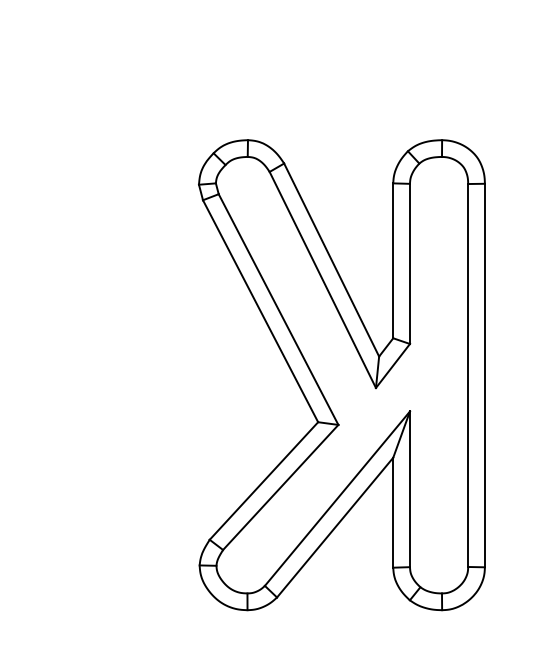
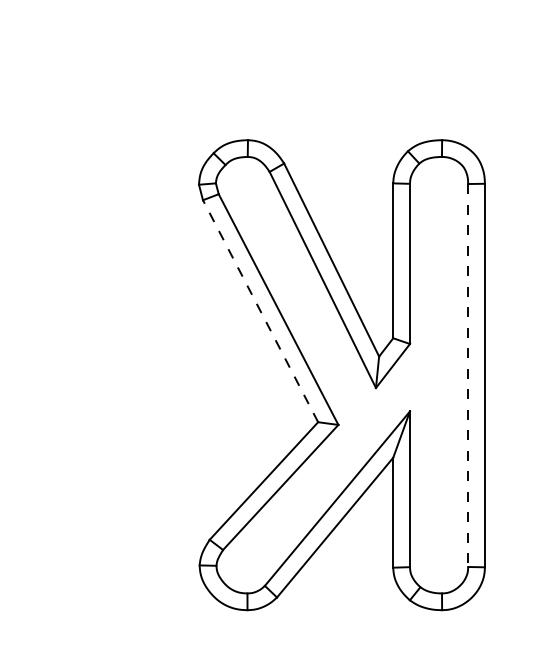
line: solid -> dashed (260, 310)
line: solid -> dashed (468, 376)
